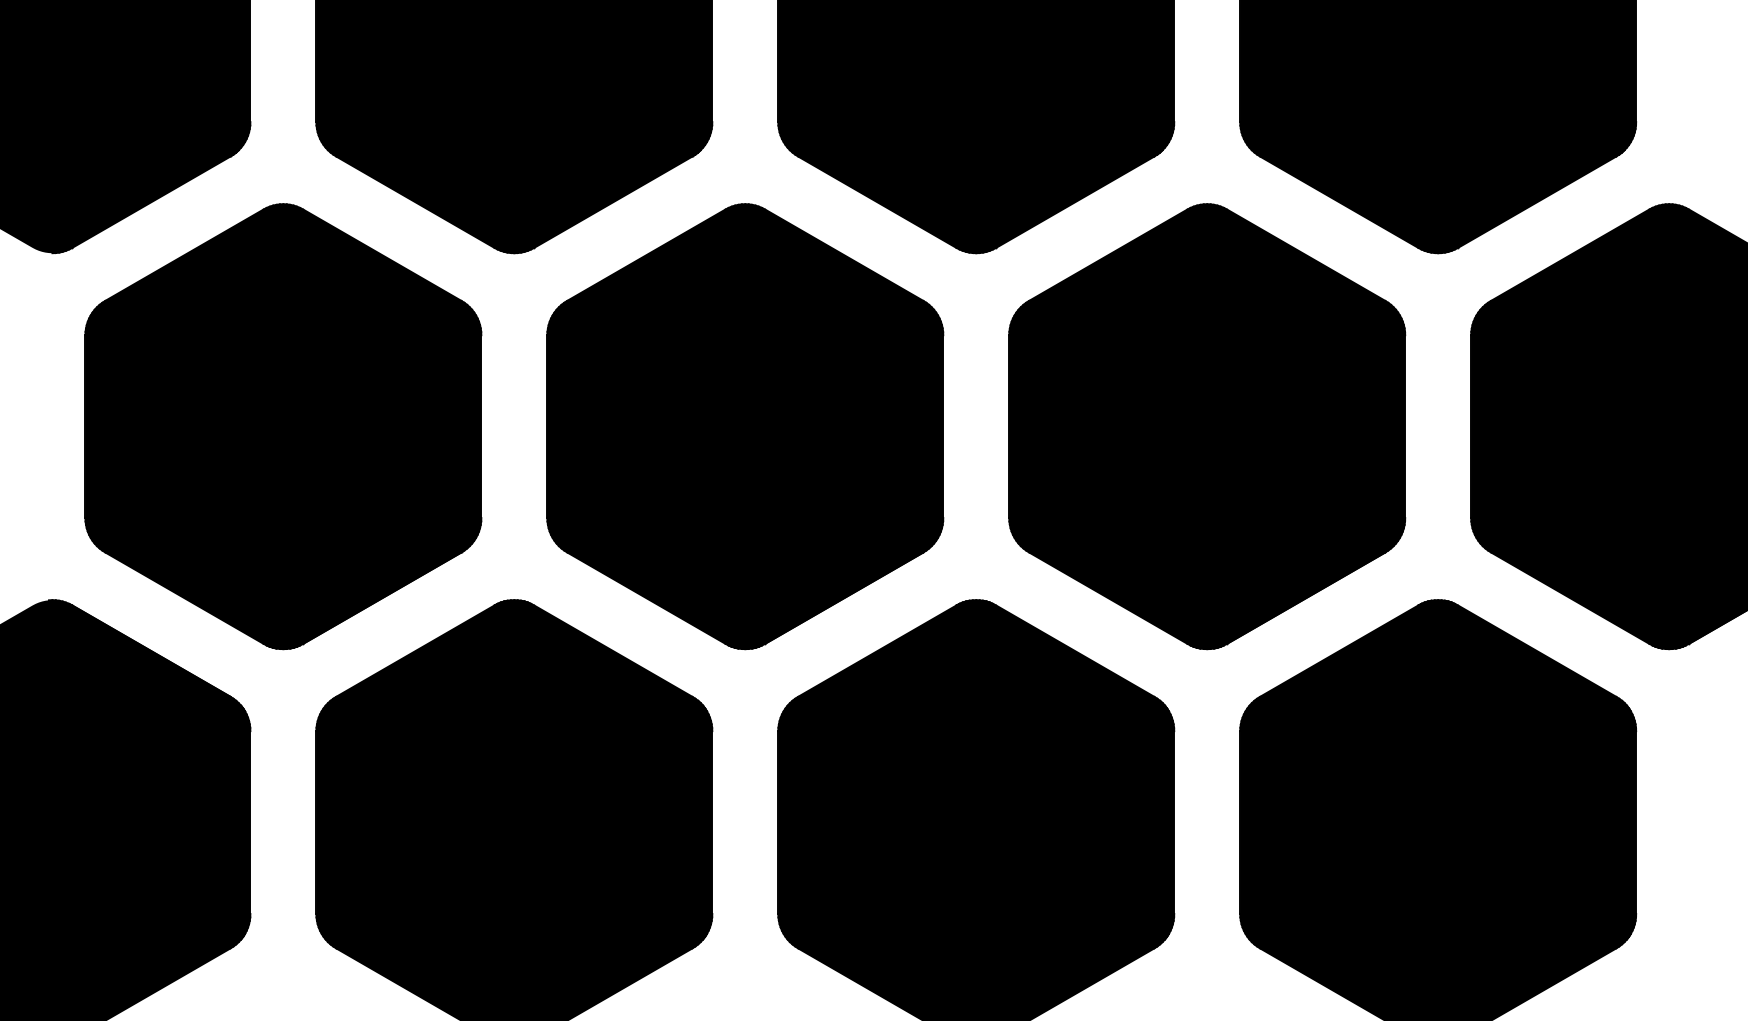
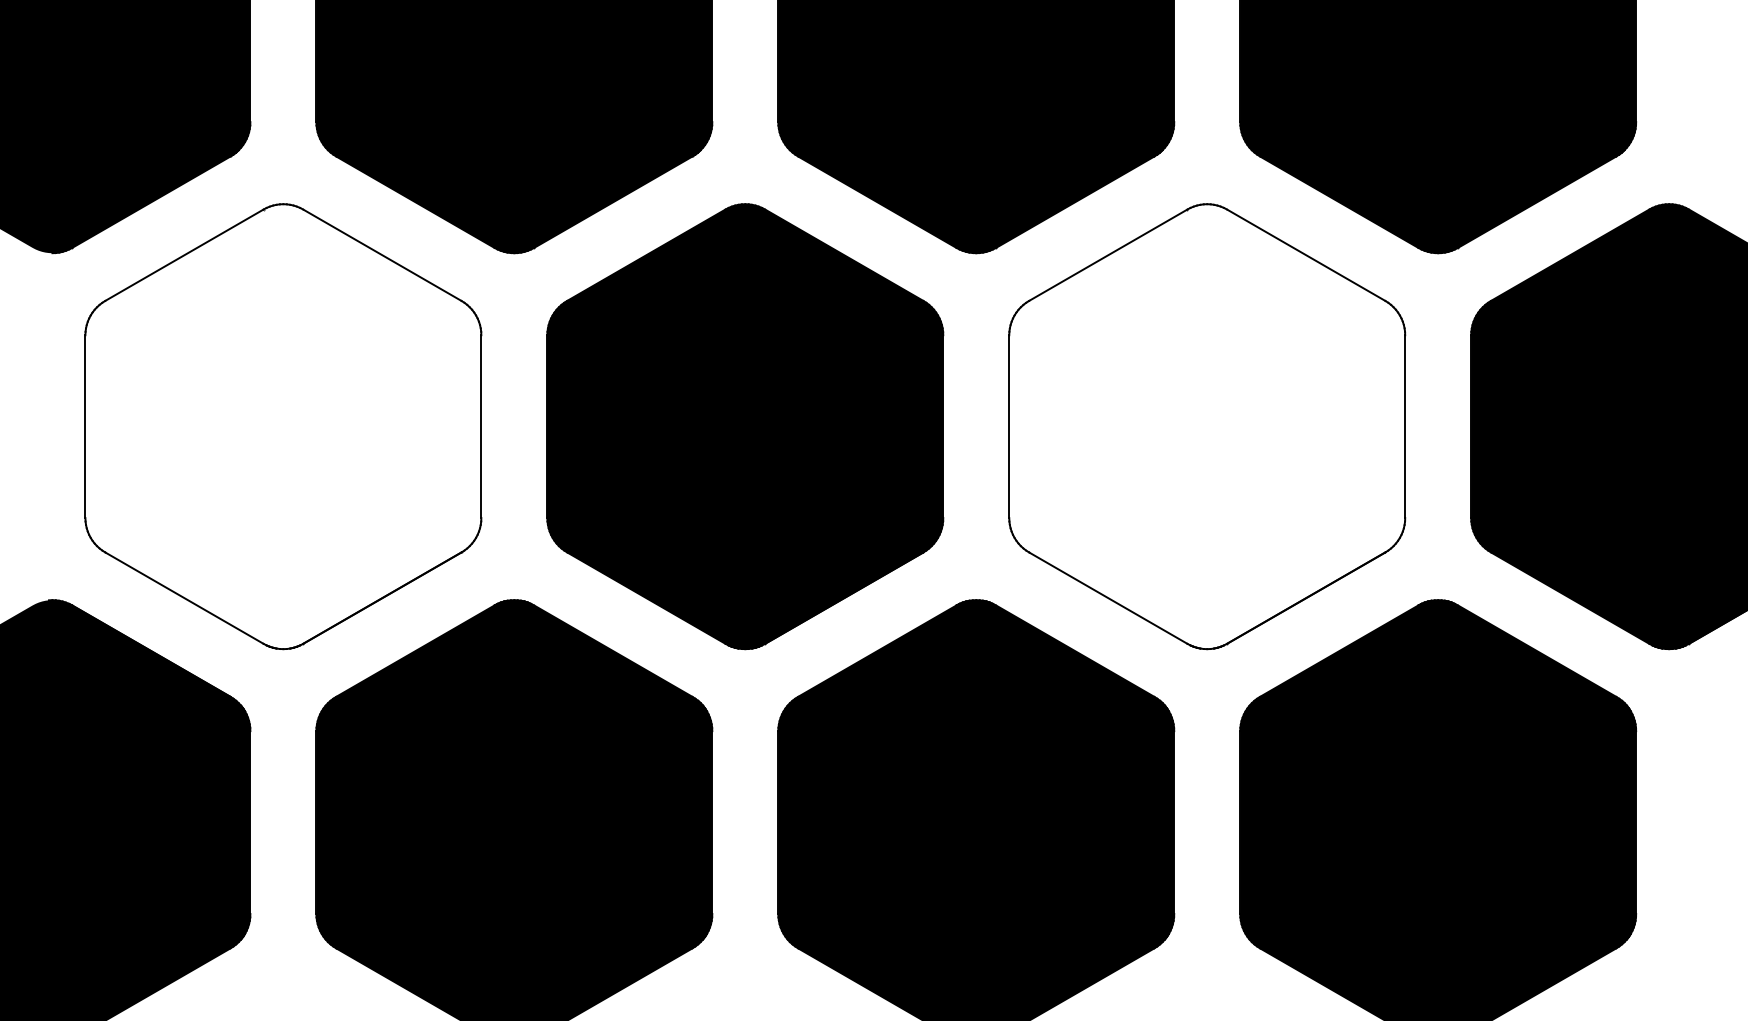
fill: present -> none (283, 426)
fill: present -> none (1207, 426)
